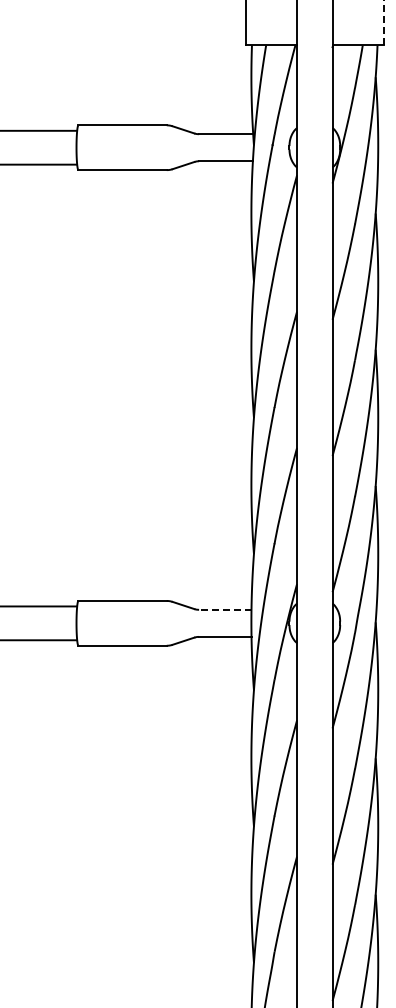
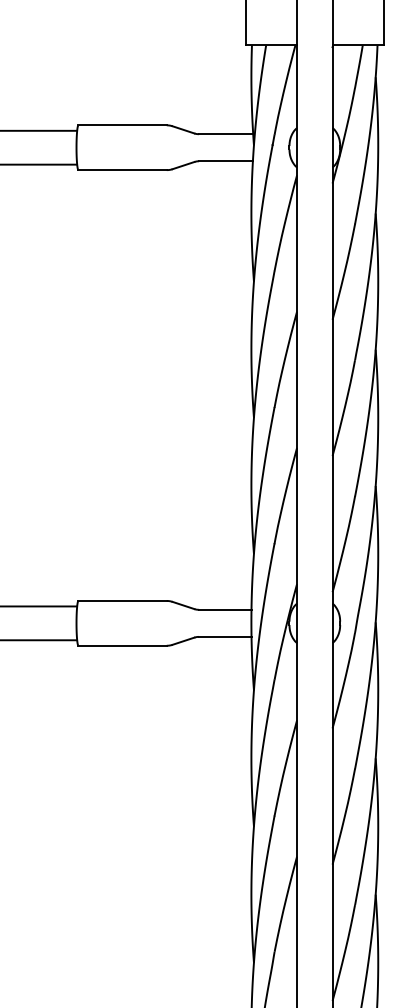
line: dashed -> solid (384, 22)
line: dashed -> solid (224, 609)
